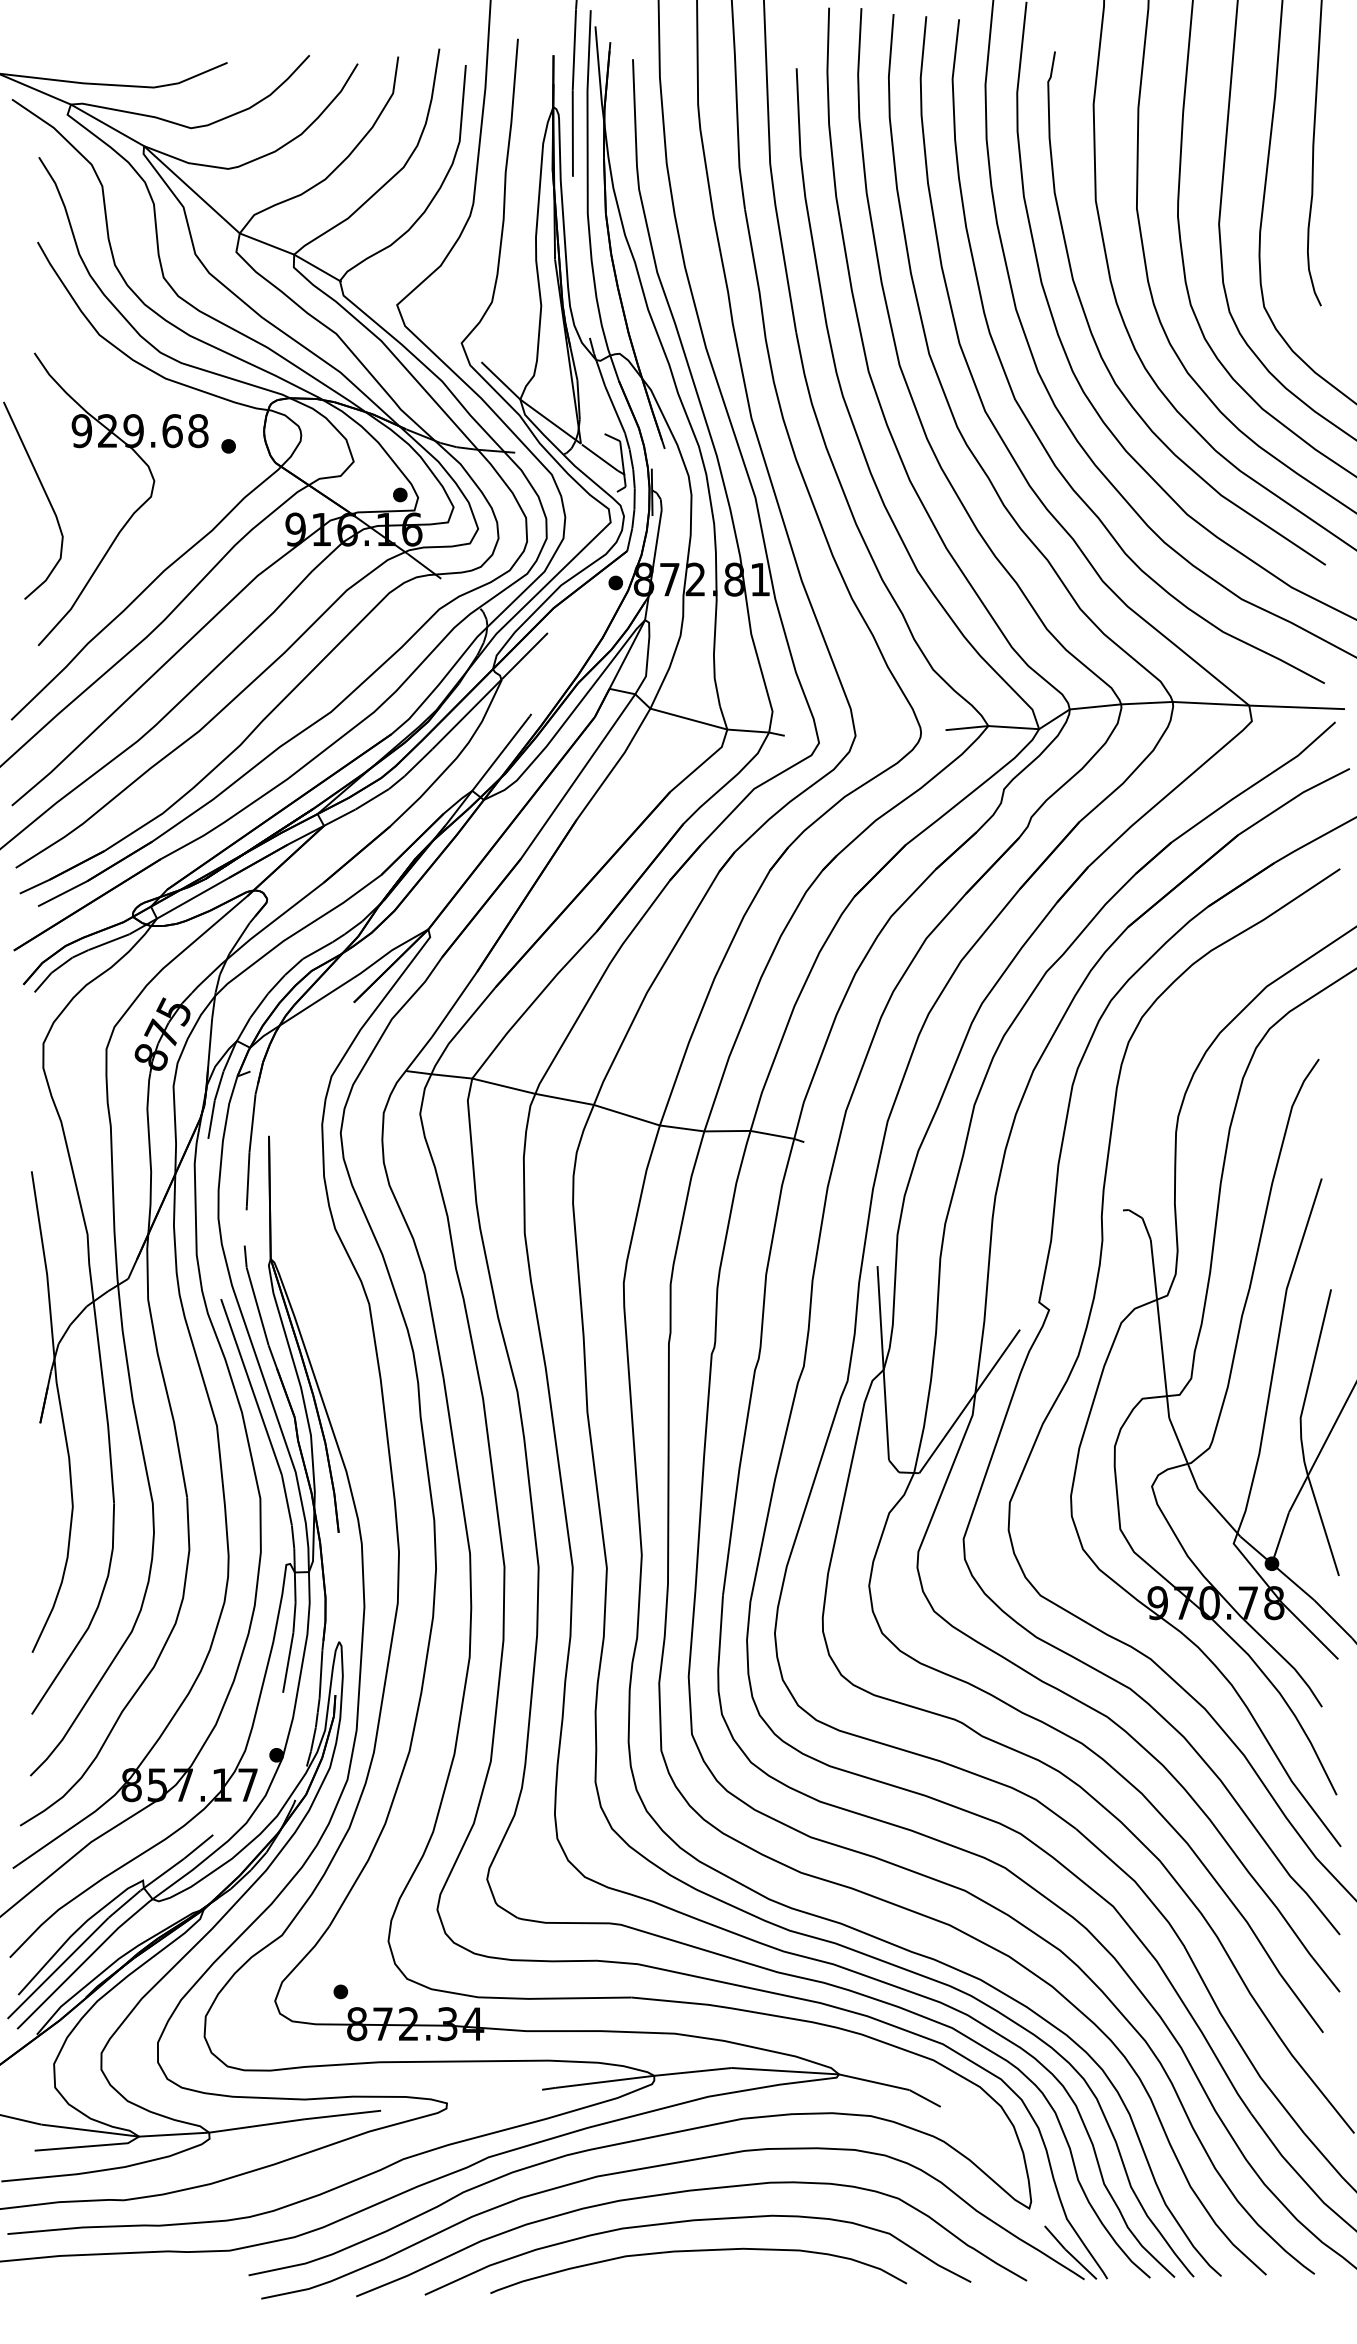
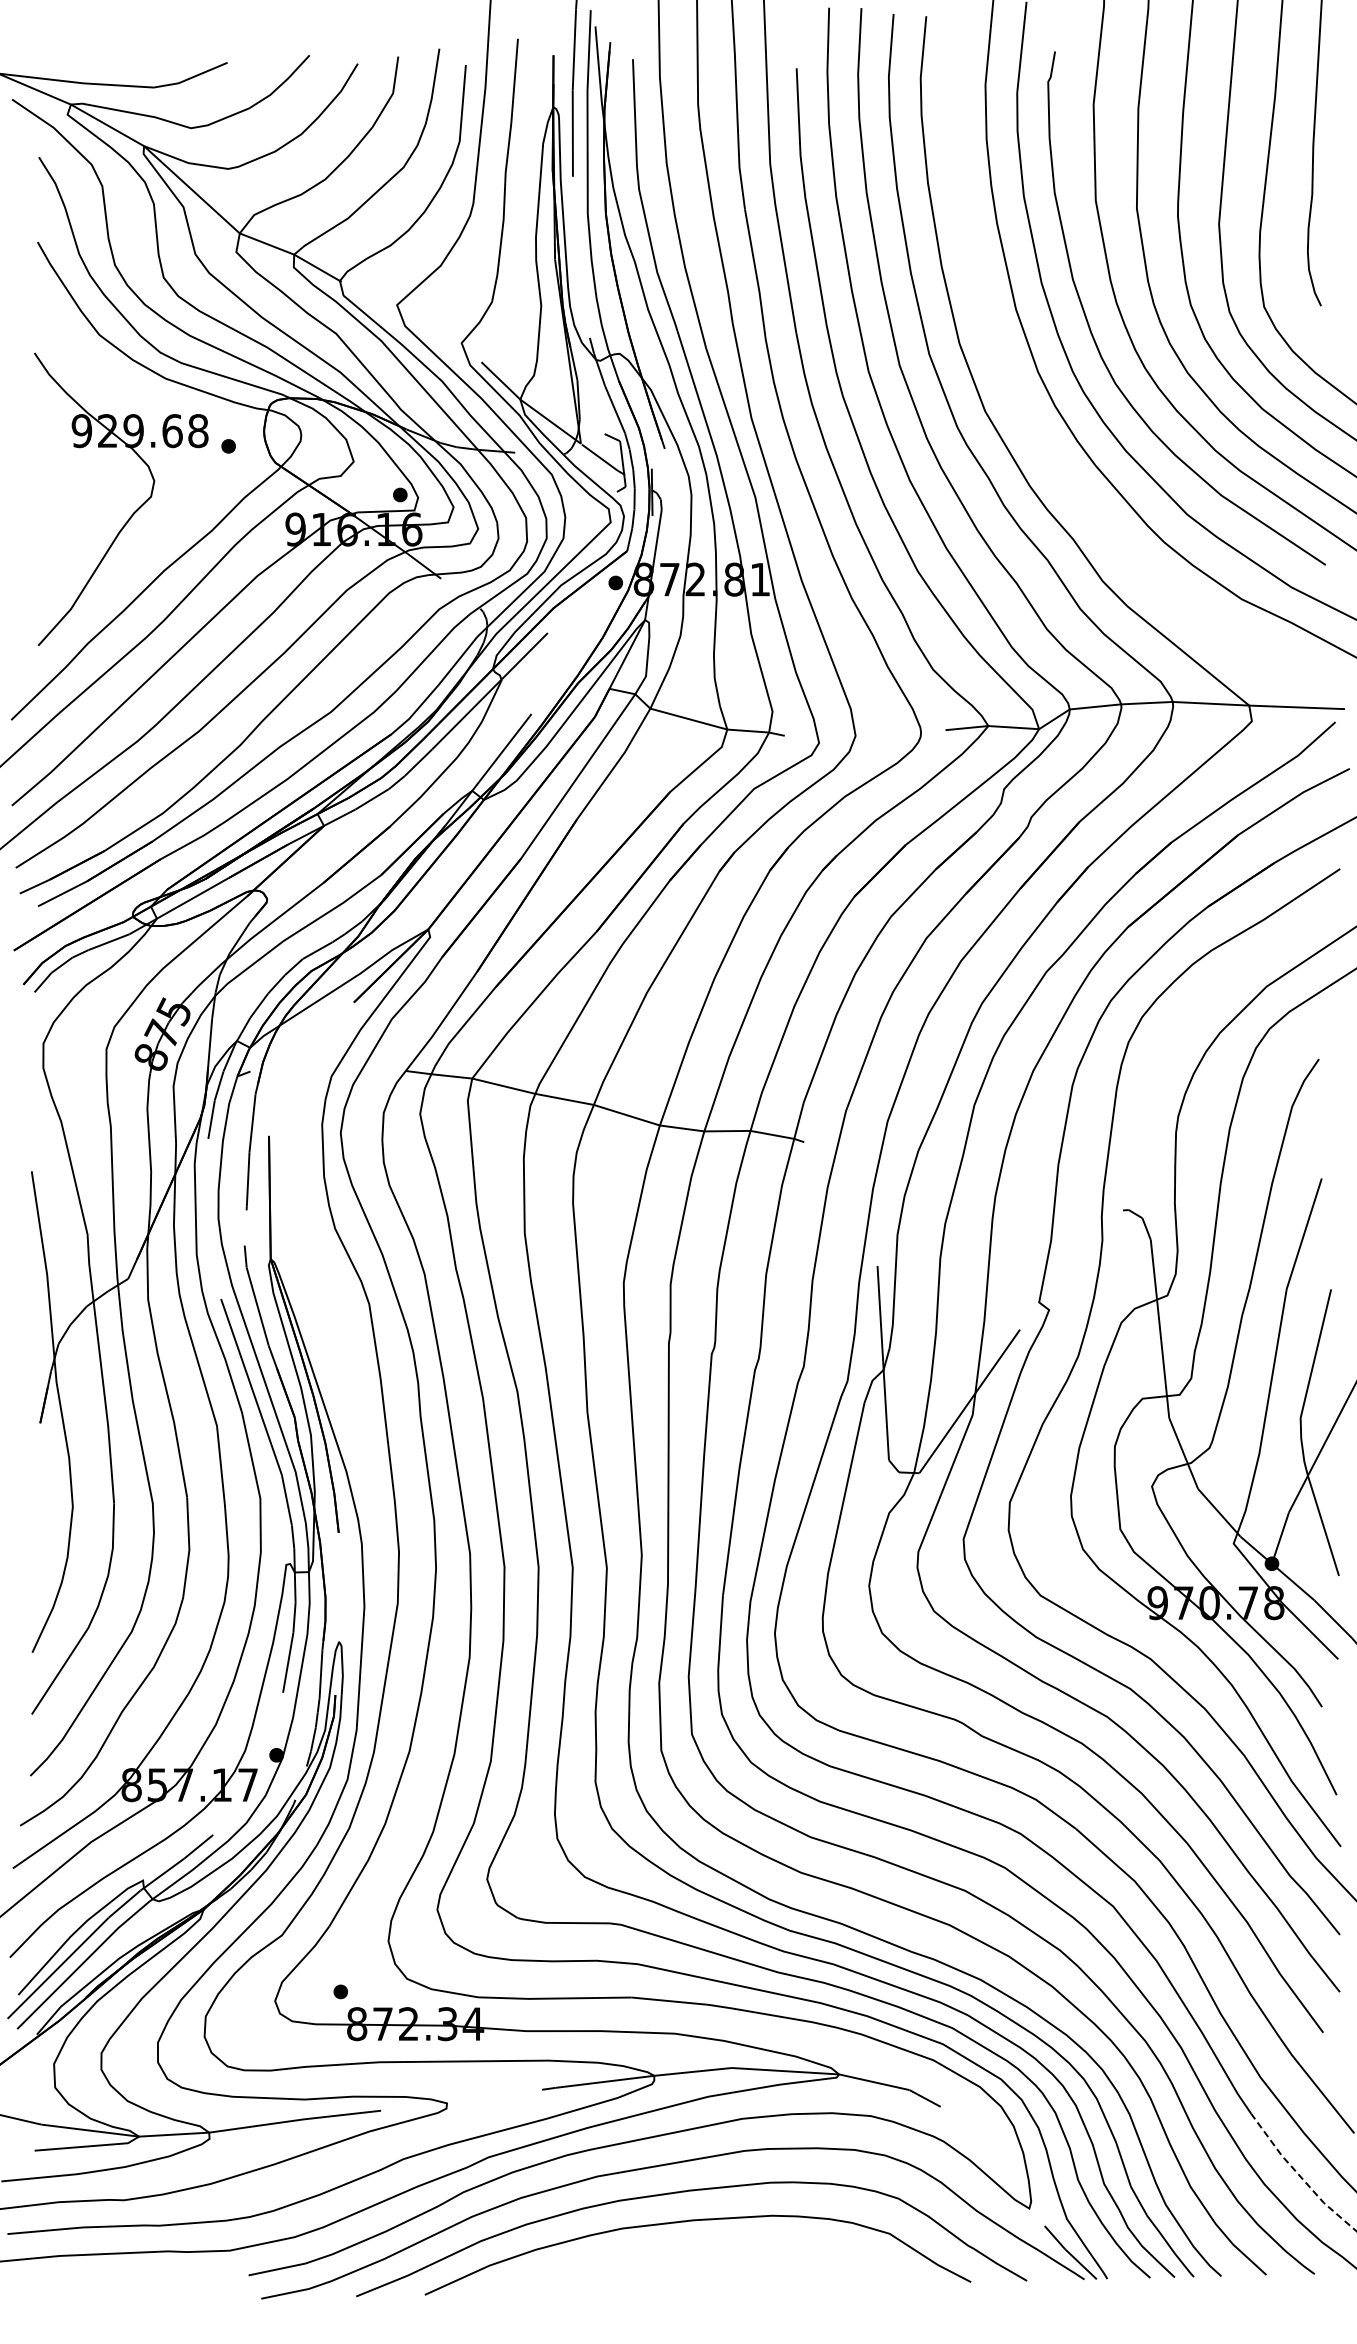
curve: present -> none (1027, 417)
curve: present -> none (45, 495)
line: solid -> dashed (1299, 2176)
curve: present -> none (698, 2251)
